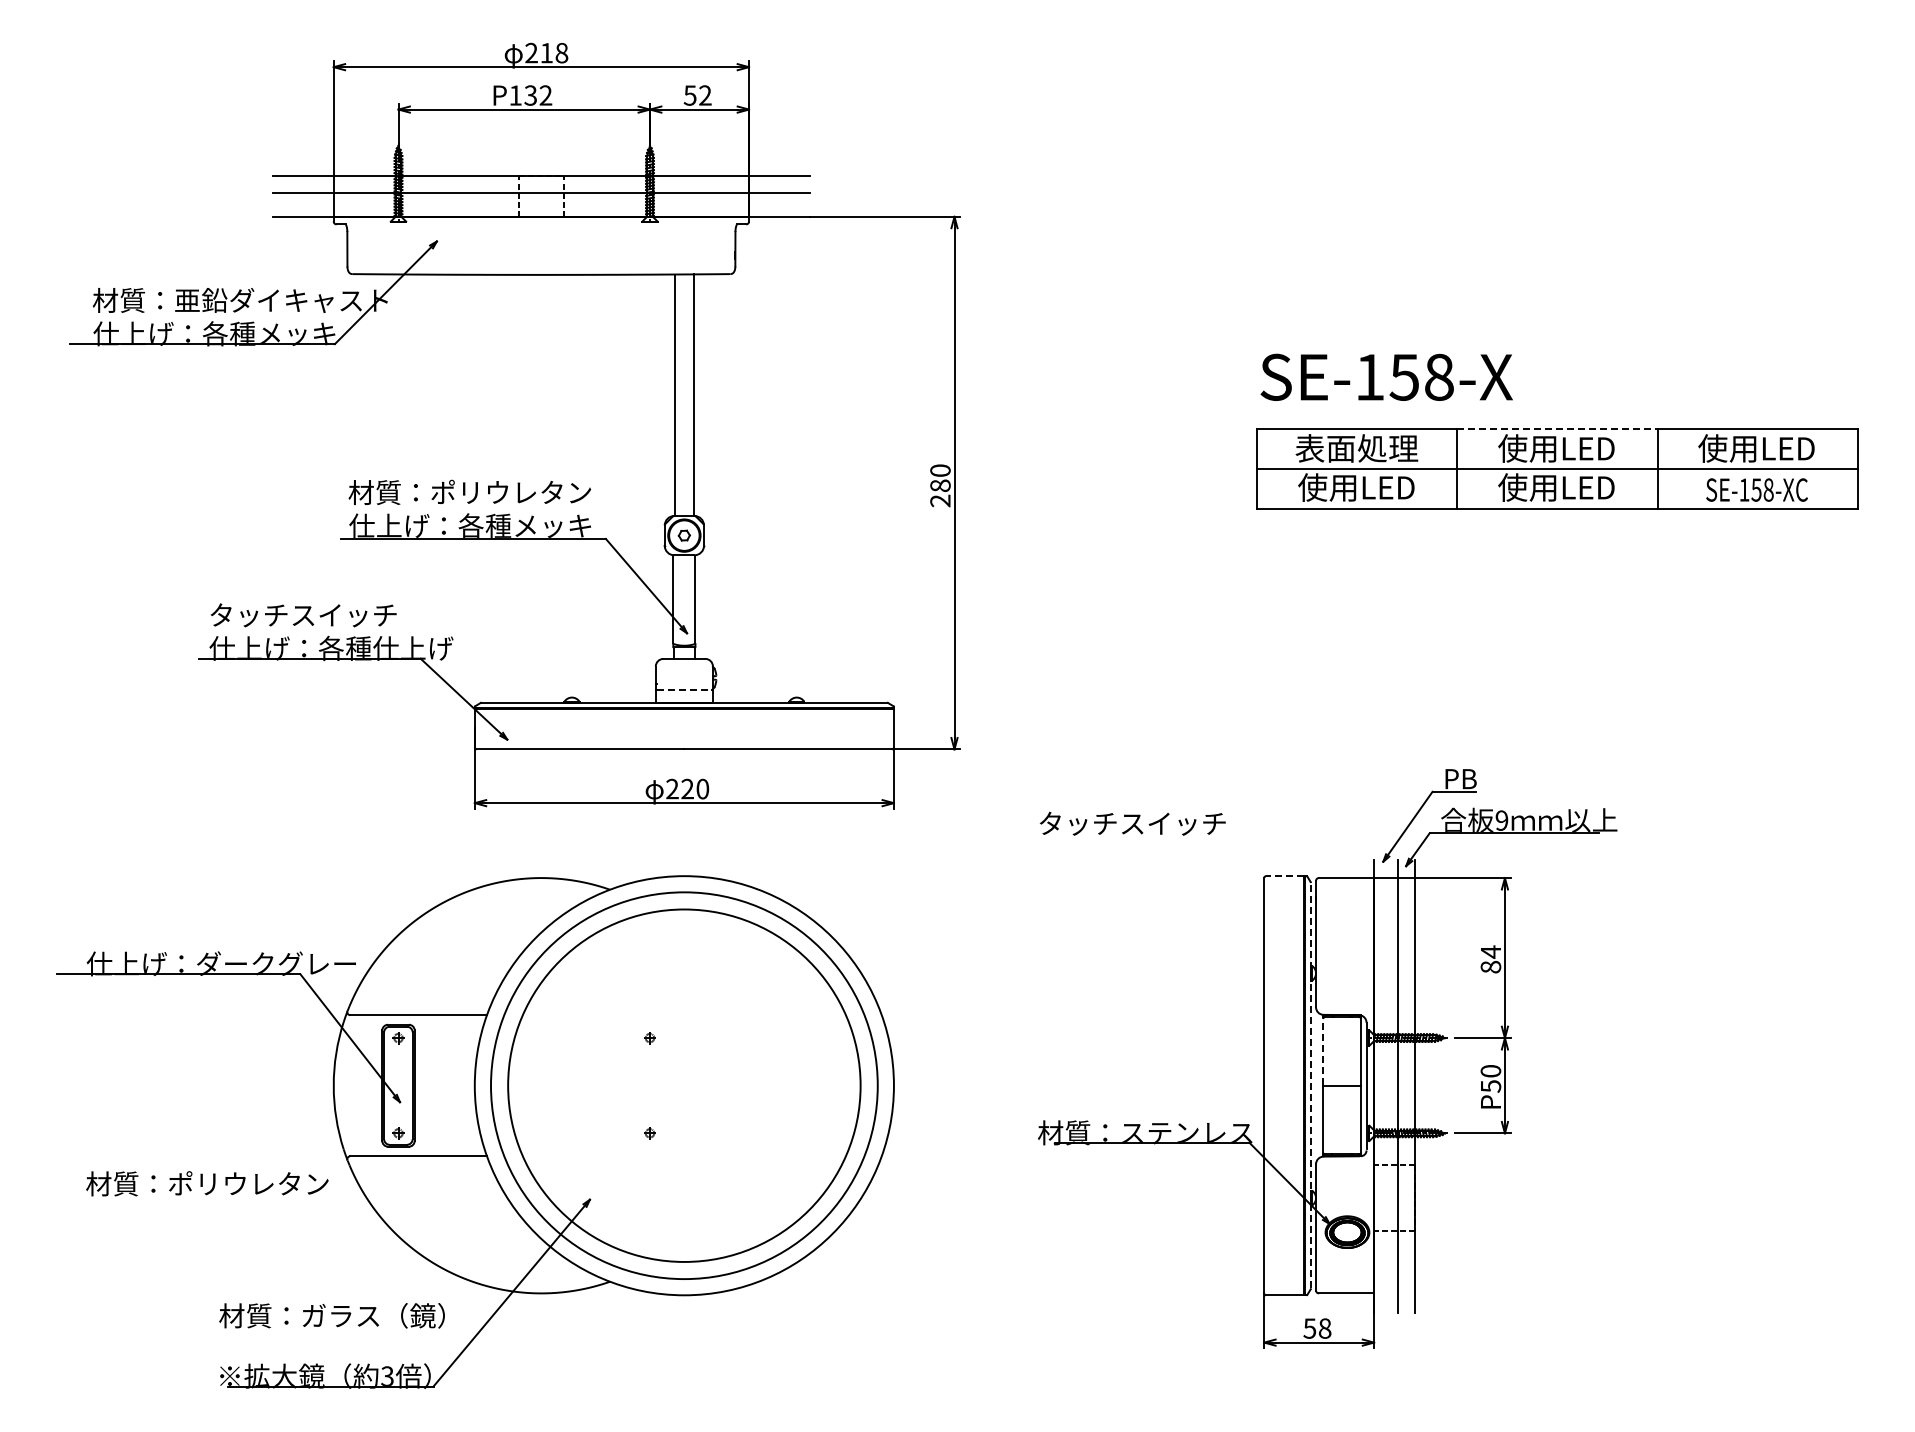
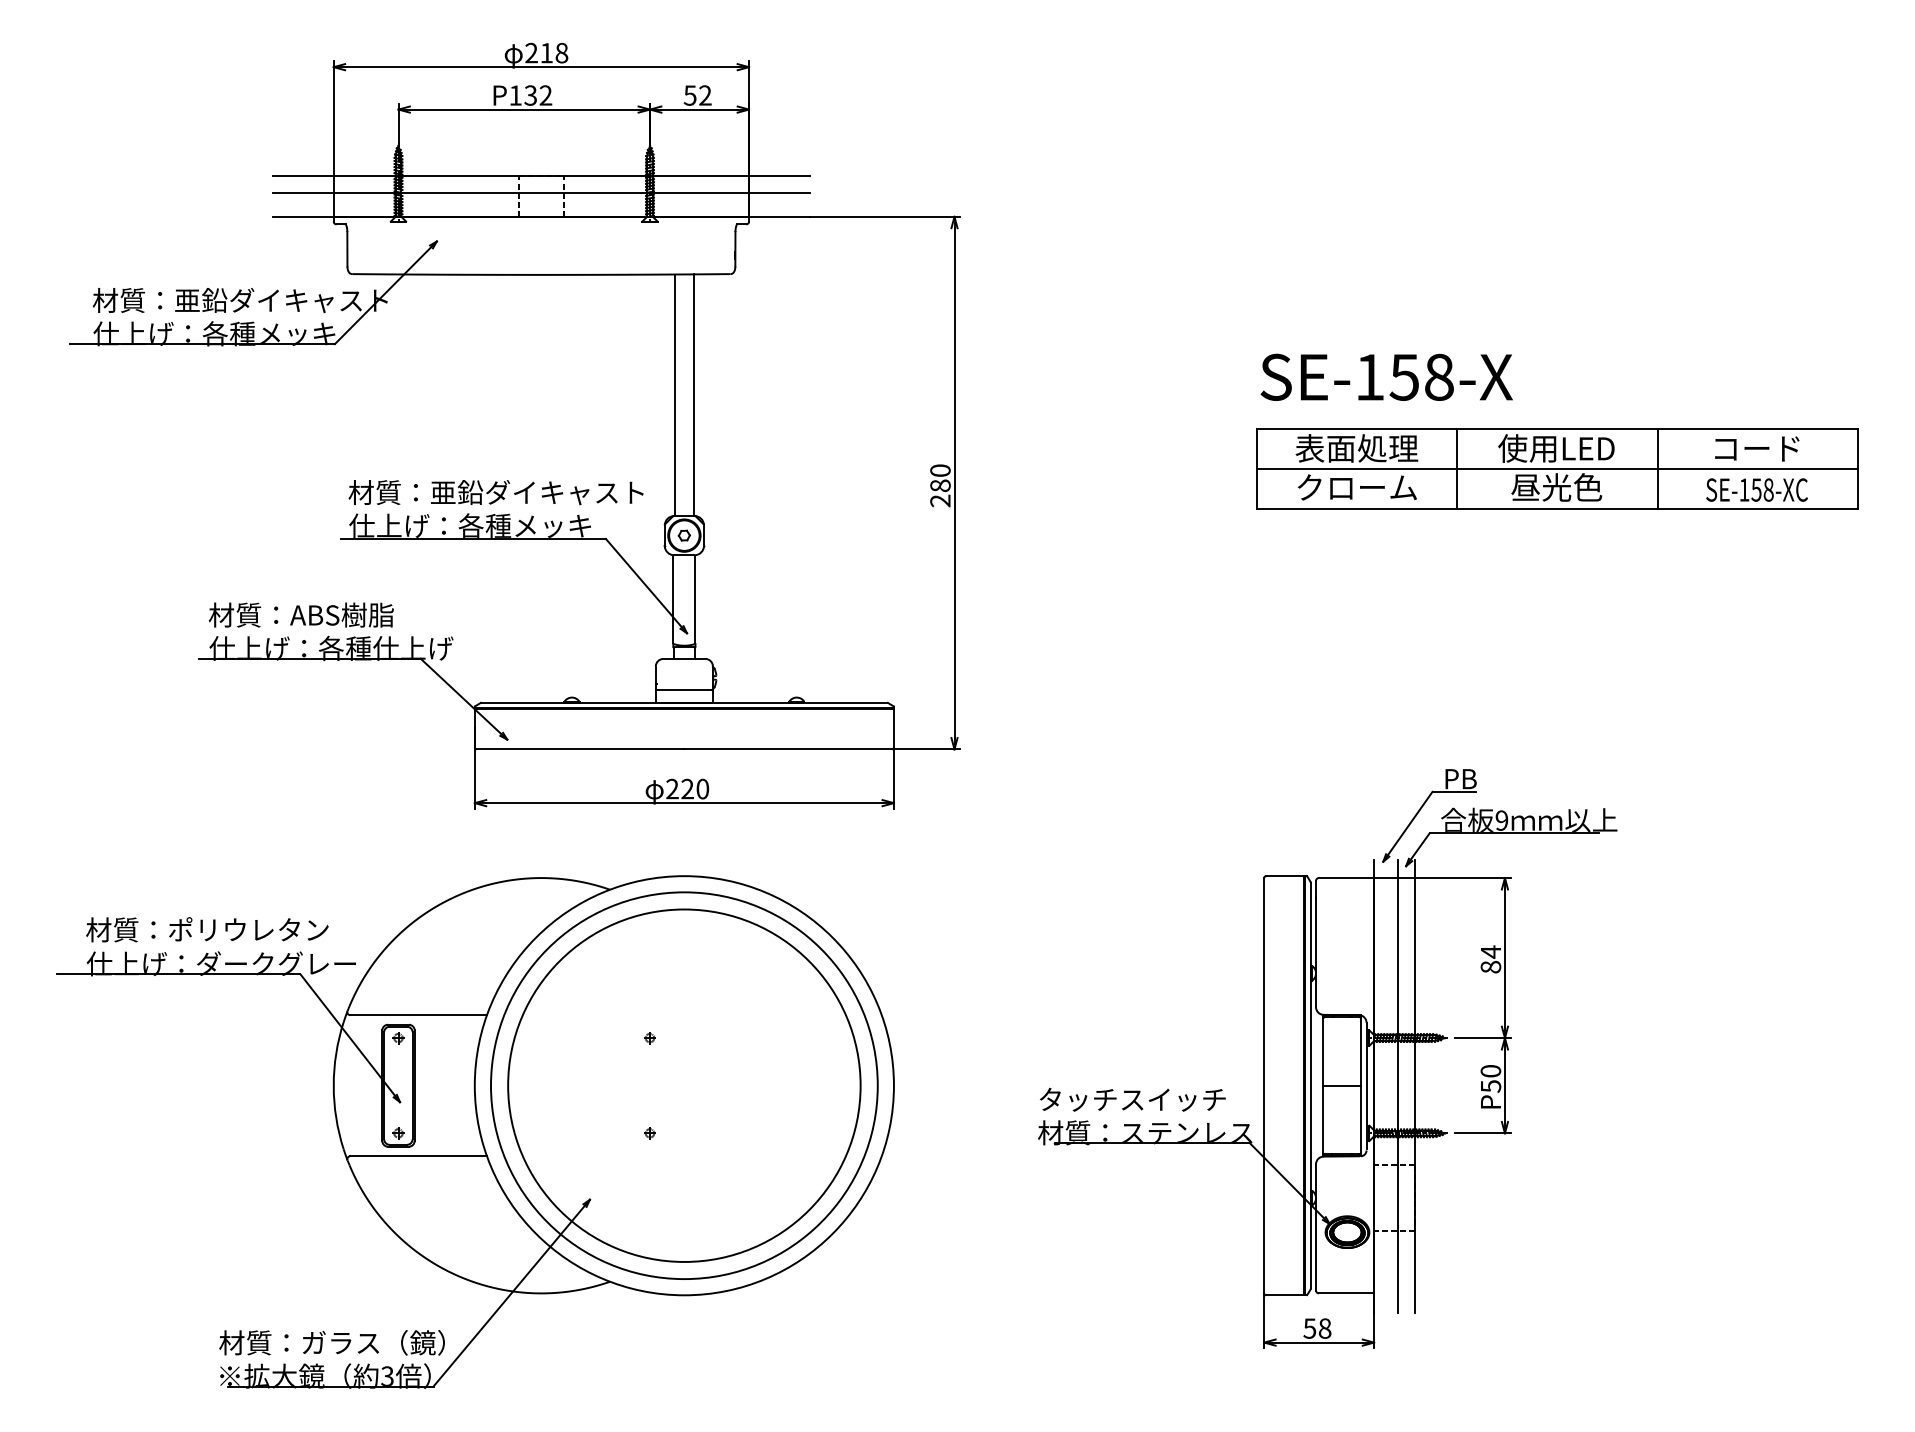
line: dashed -> solid (1557, 428)
text: 使用LED -> コード (1756, 448)
text: 使用LED -> クローム (1356, 487)
text: 使用LED -> 昼光色 (1556, 487)
text: 材質：ポリウレタン -> 材質：亜鉛ダイキャスト (537, 492)
text: タッチスイッチ -> 材質：ABS樹脂 (302, 614)
line: dashed -> solid (684, 690)
text position: (1132, 823) -> (1132, 1099) (1132, 1099)
line: dashed -> solid (1284, 876)
line: dashed -> solid (1323, 1051)
line: dashed -> solid (1310, 1085)
text position: (207, 1183) -> (207, 929) (207, 929)
text position: (331, 1315) -> (331, 1342) (331, 1342)
